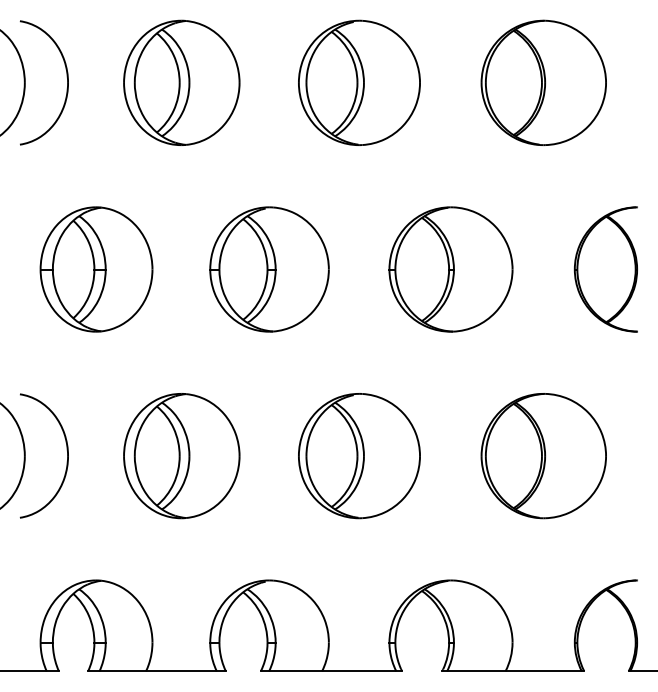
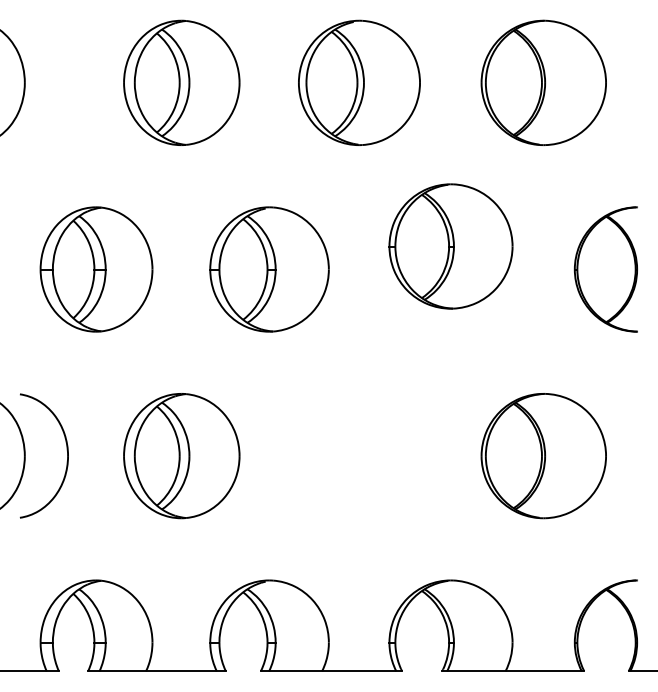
part: present -> none (66, 77)
part position: (450, 269) -> (450, 246) (450, 246)
part: present -> none (359, 456)
